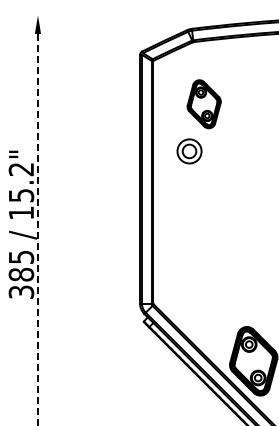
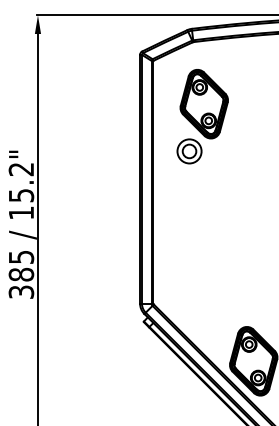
line: none -> present (155, 15)
part size: 36x51 px -> 50x71 px (203, 104)
line: dashed -> solid (37, 229)
